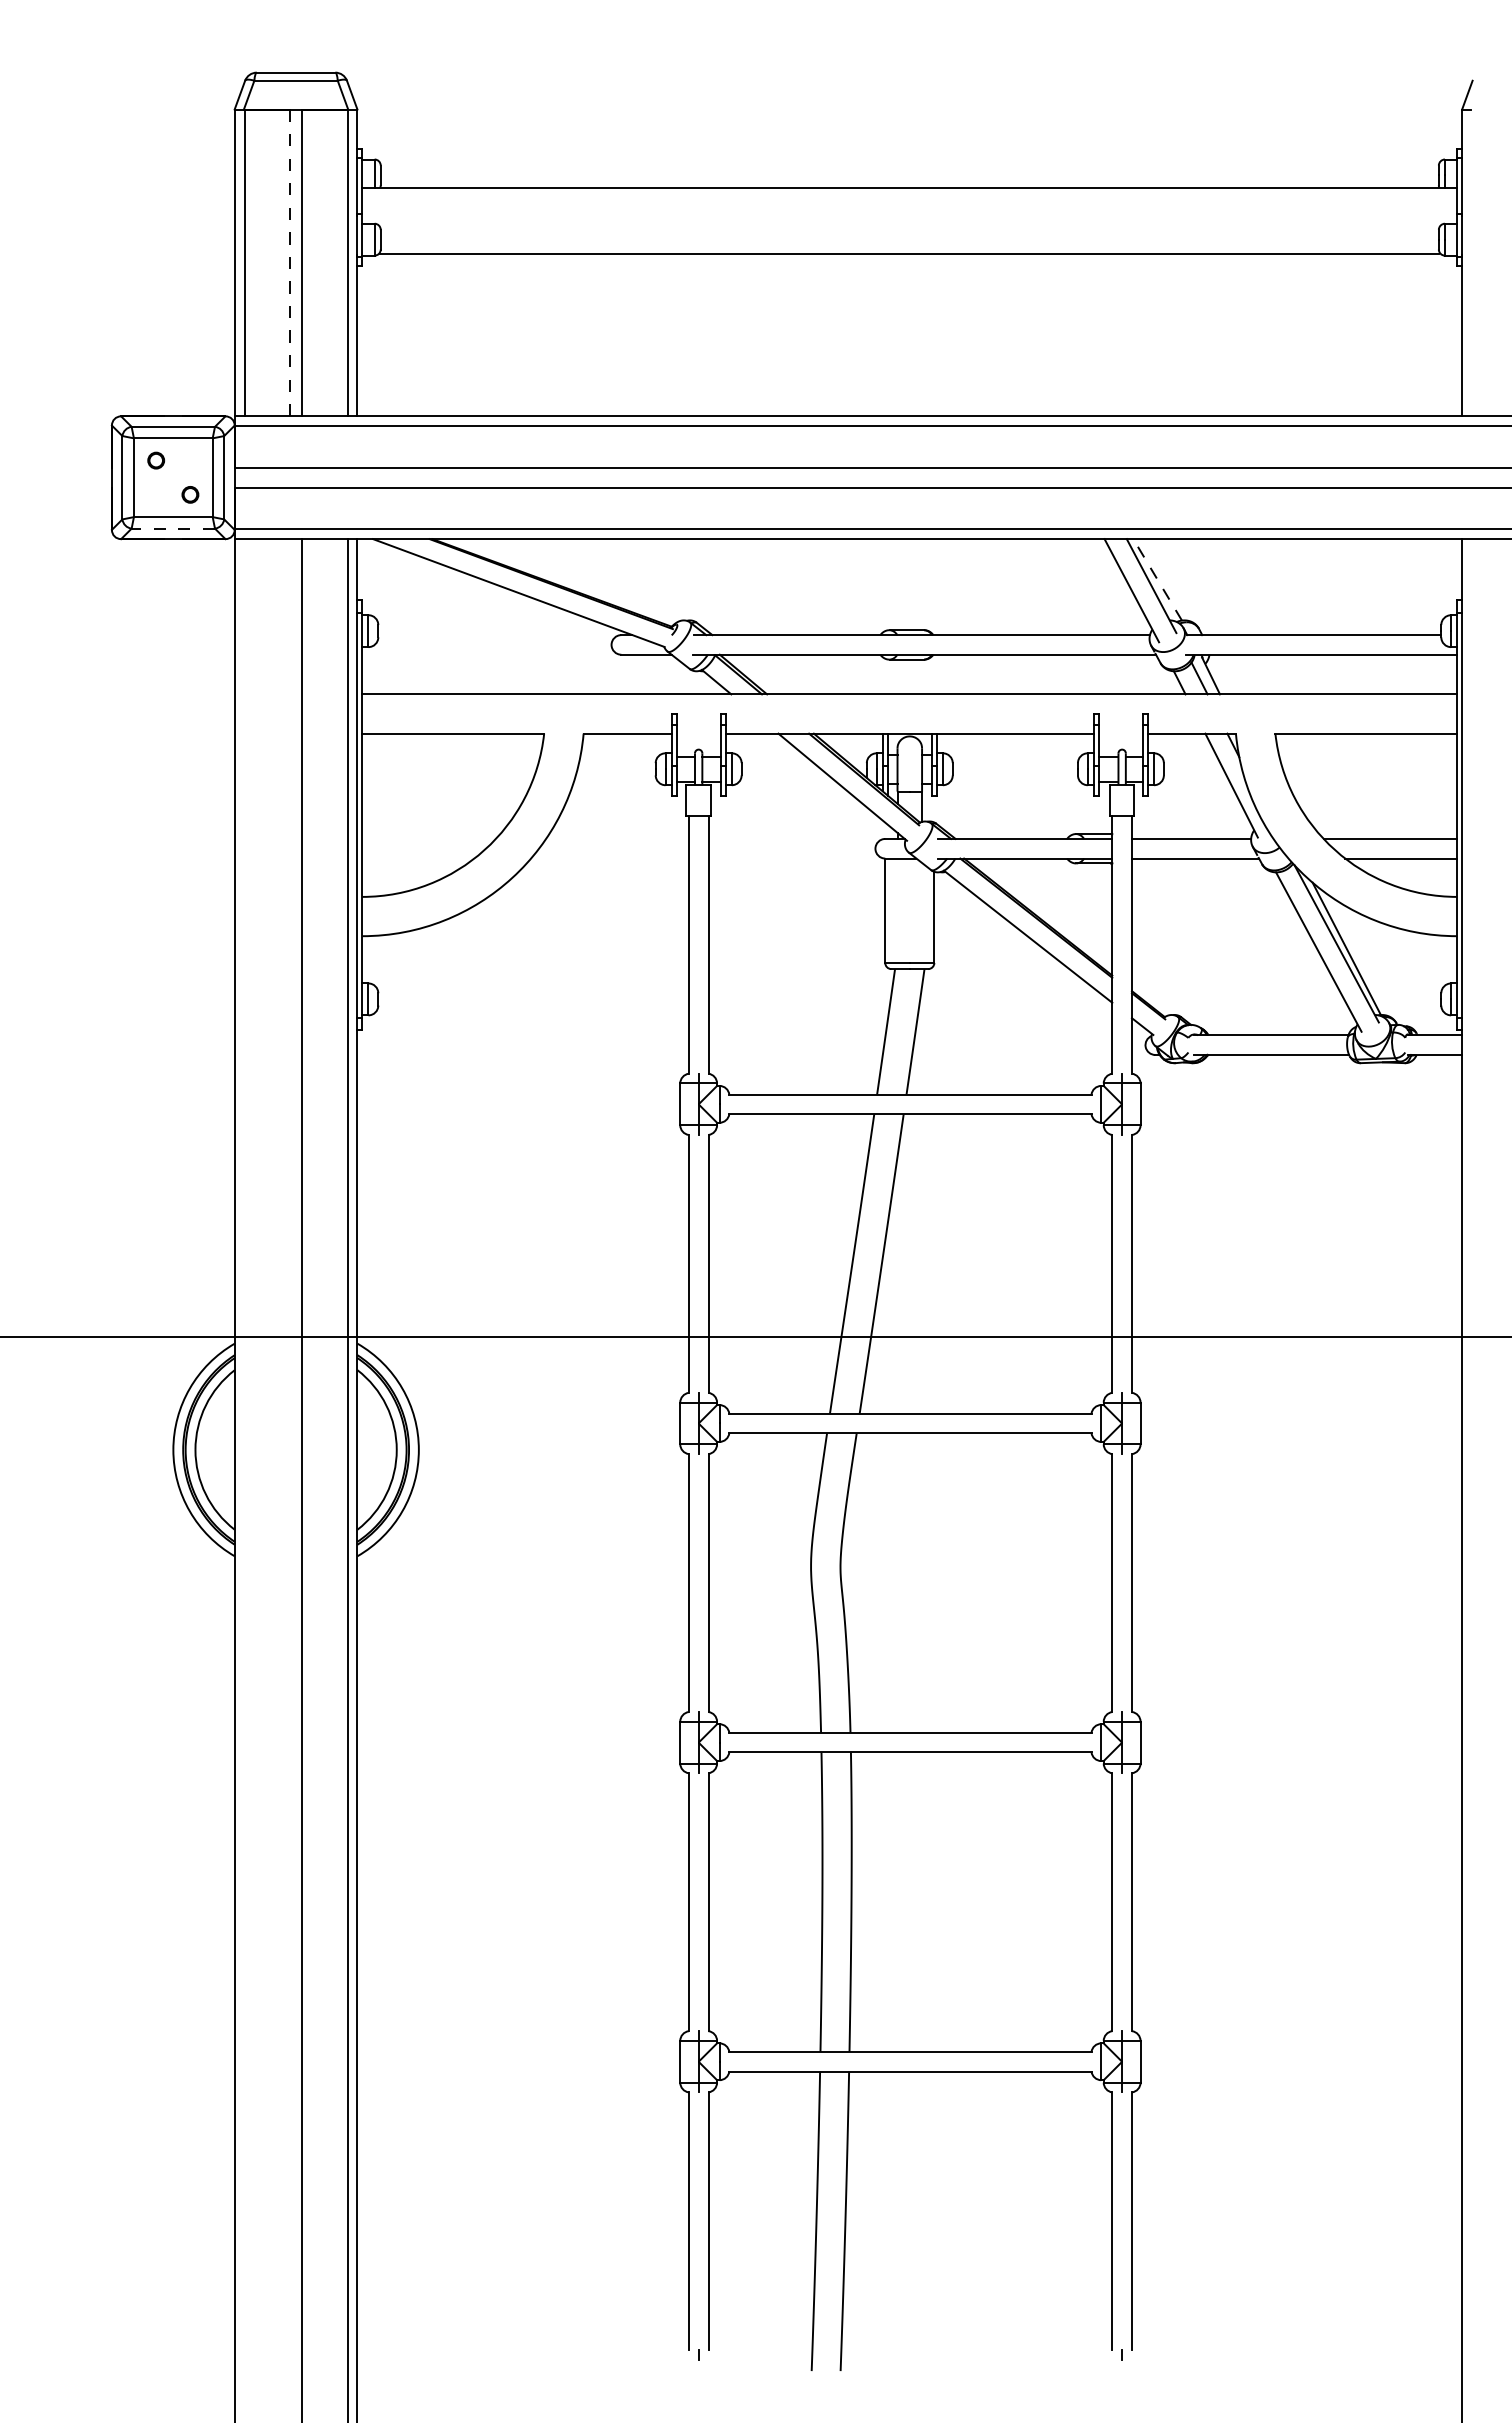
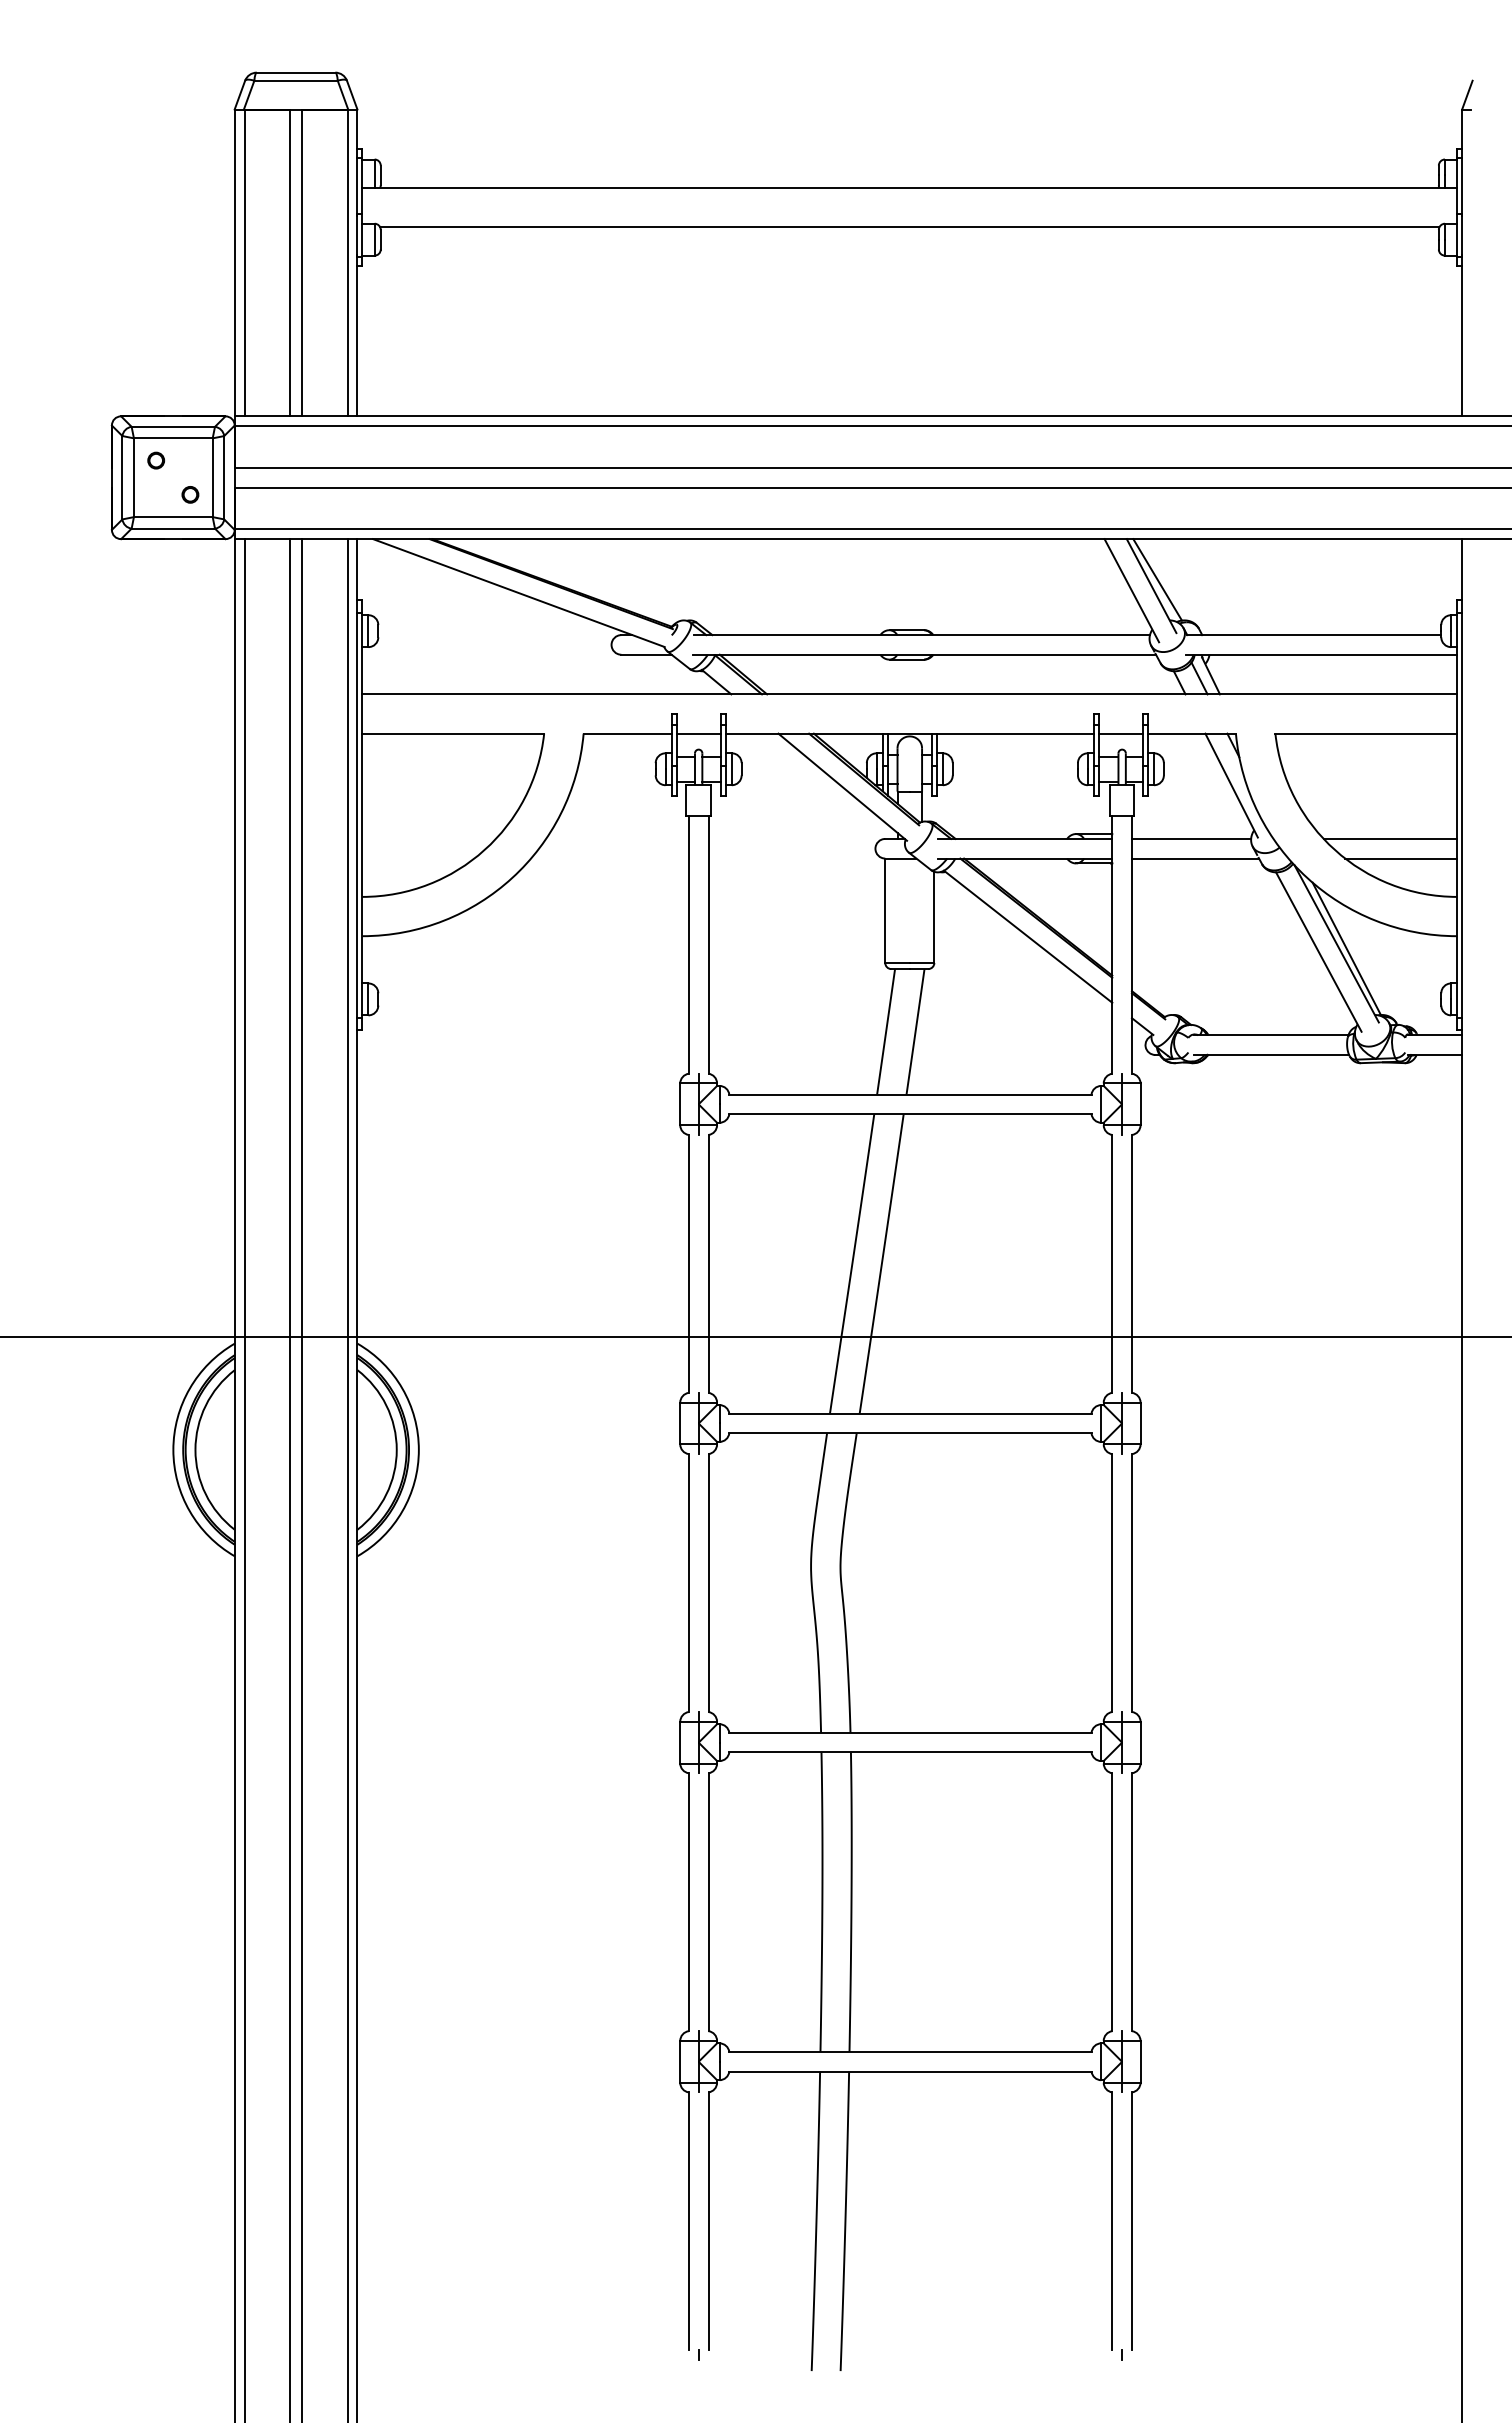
line position: (909, 254) -> (909, 227) (909, 227)
line: dashed -> solid (289, 263)
line: dashed -> solid (173, 528)
line: dashed -> solid (1157, 579)
line: none -> present (698, 733)
line: none -> present (1120, 733)
line: none -> present (244, 1479)
line: none -> present (289, 1479)
